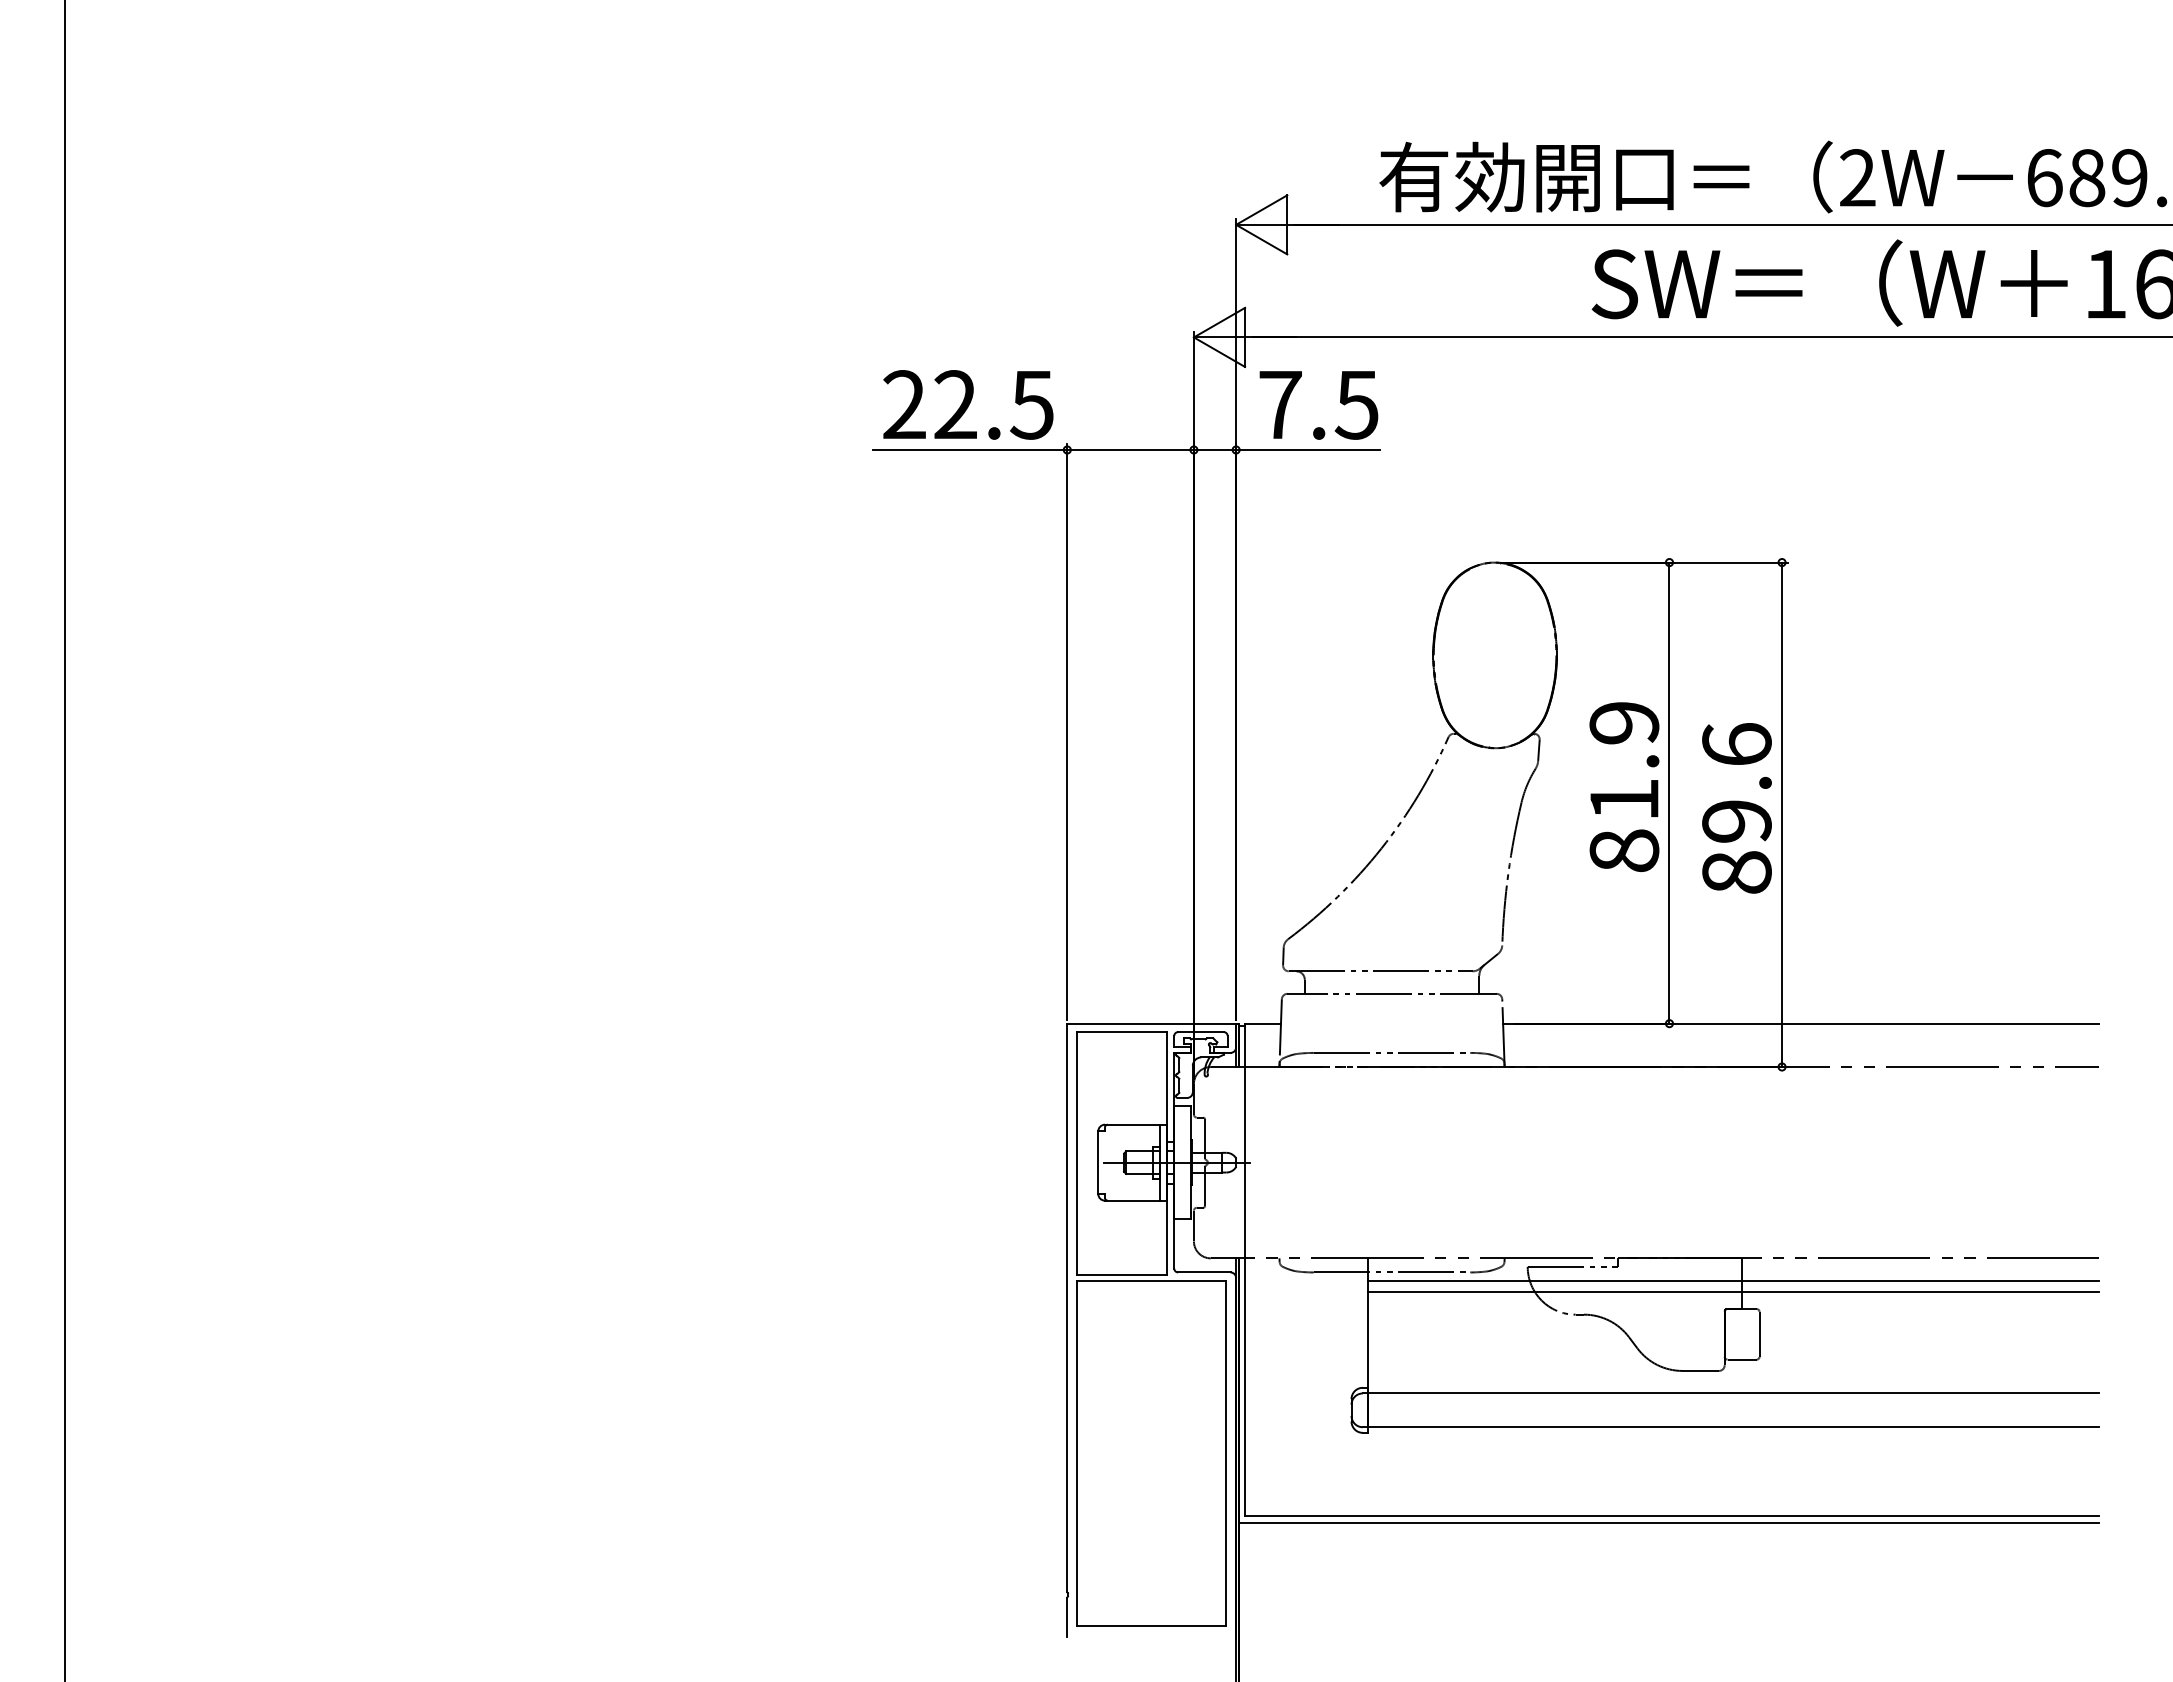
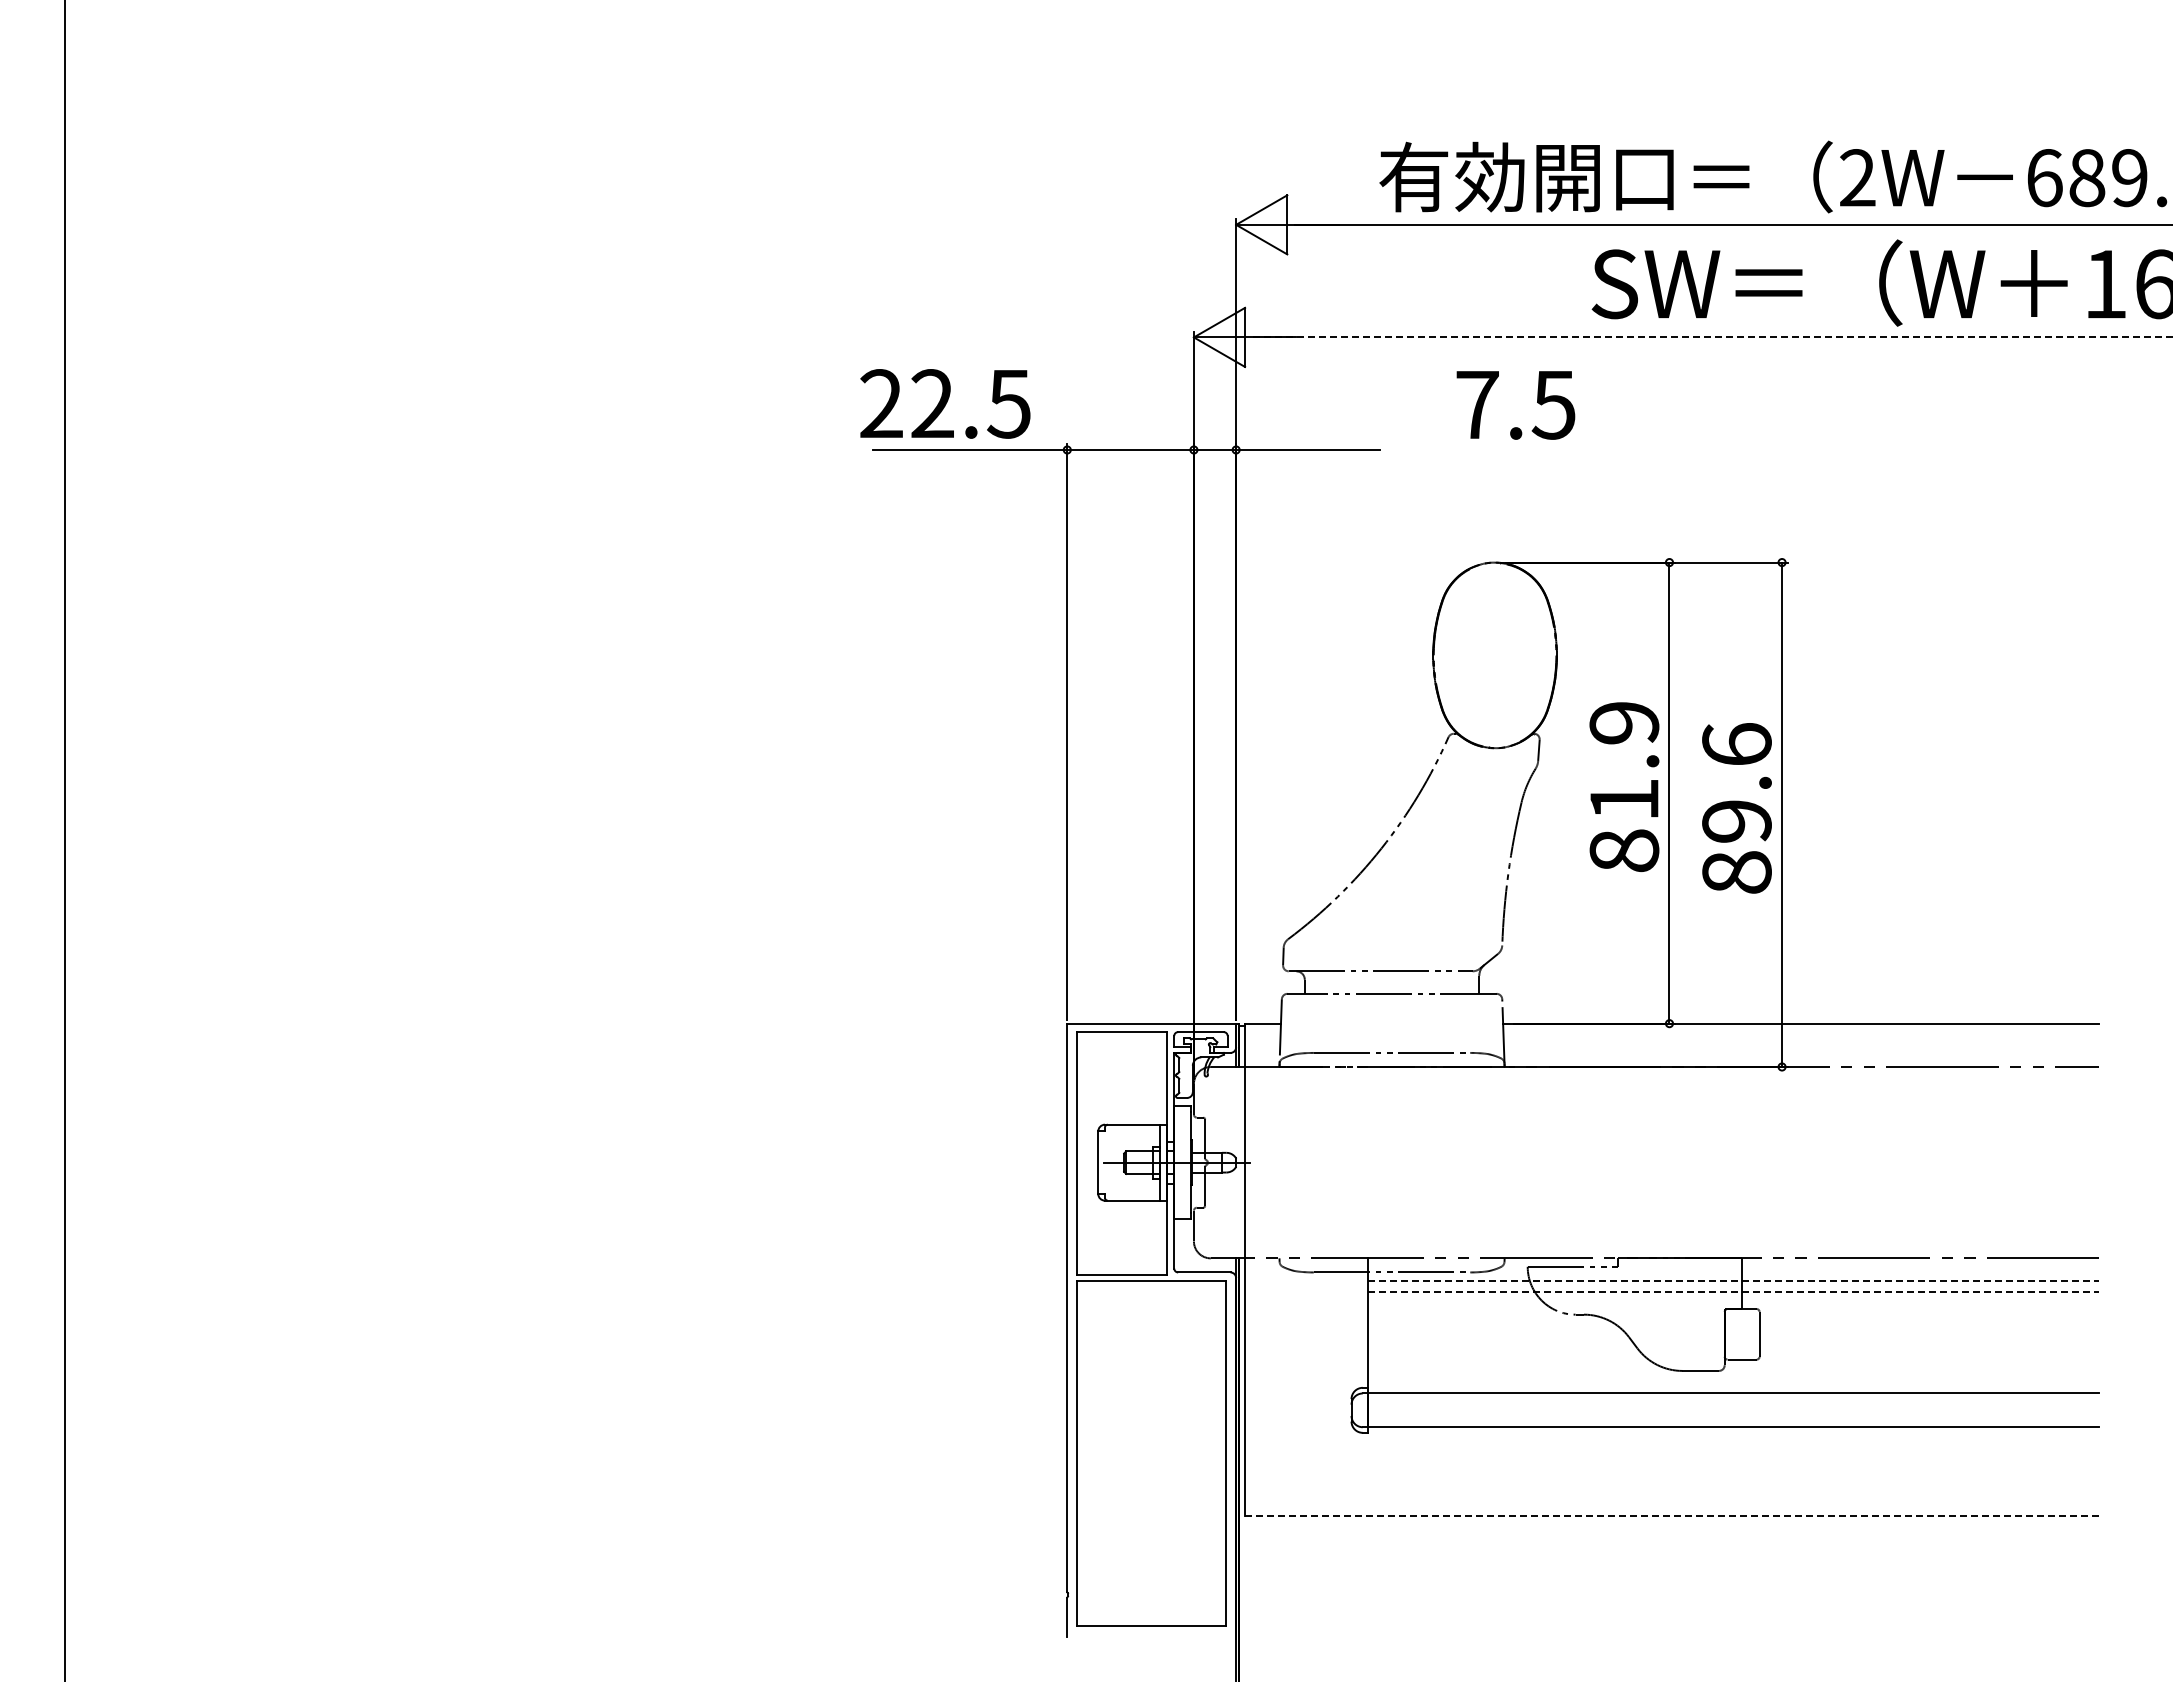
line: solid -> dashed (1712, 337)
text position: (968, 404) -> (945, 403) (945, 403)
text position: (1318, 405) -> (1515, 405) (1515, 405)
line: solid -> dashed (1734, 1280)
line: solid -> dashed (1734, 1292)
line: solid -> dashed (1671, 1516)
line: present -> none (1668, 1522)
